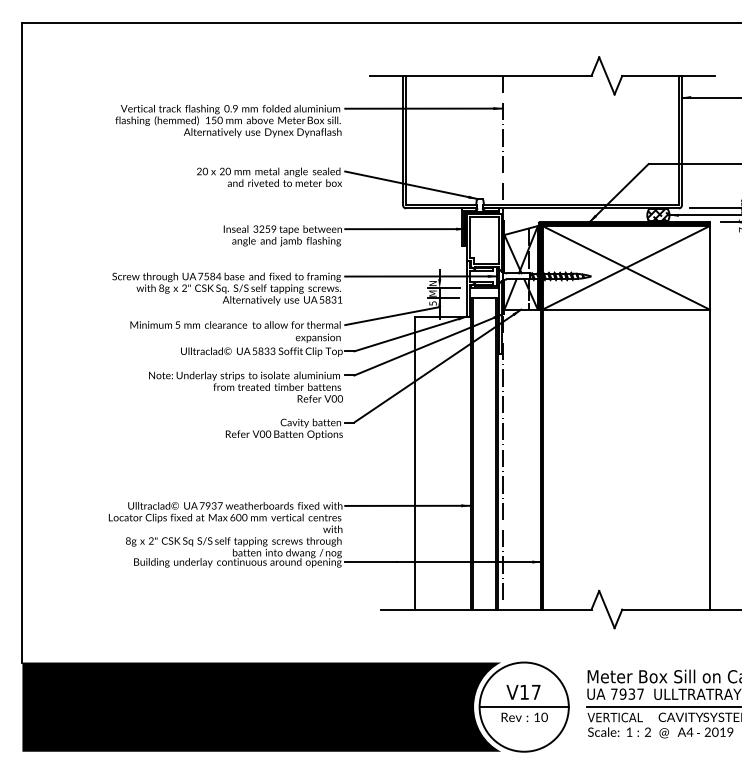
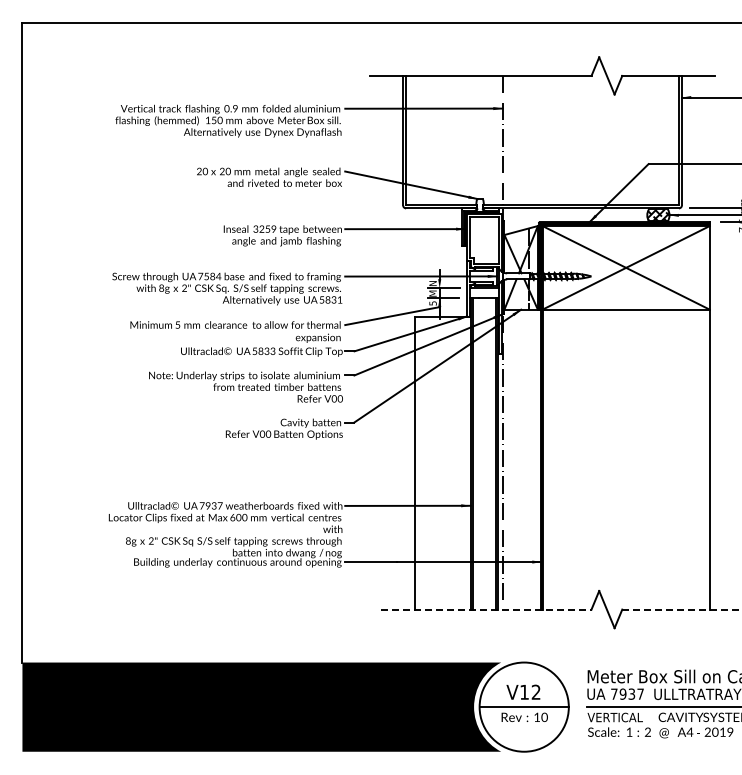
line: solid -> dashed (486, 609)
line: solid -> dashed (682, 609)
text: V17 -> V12 (535, 691)
